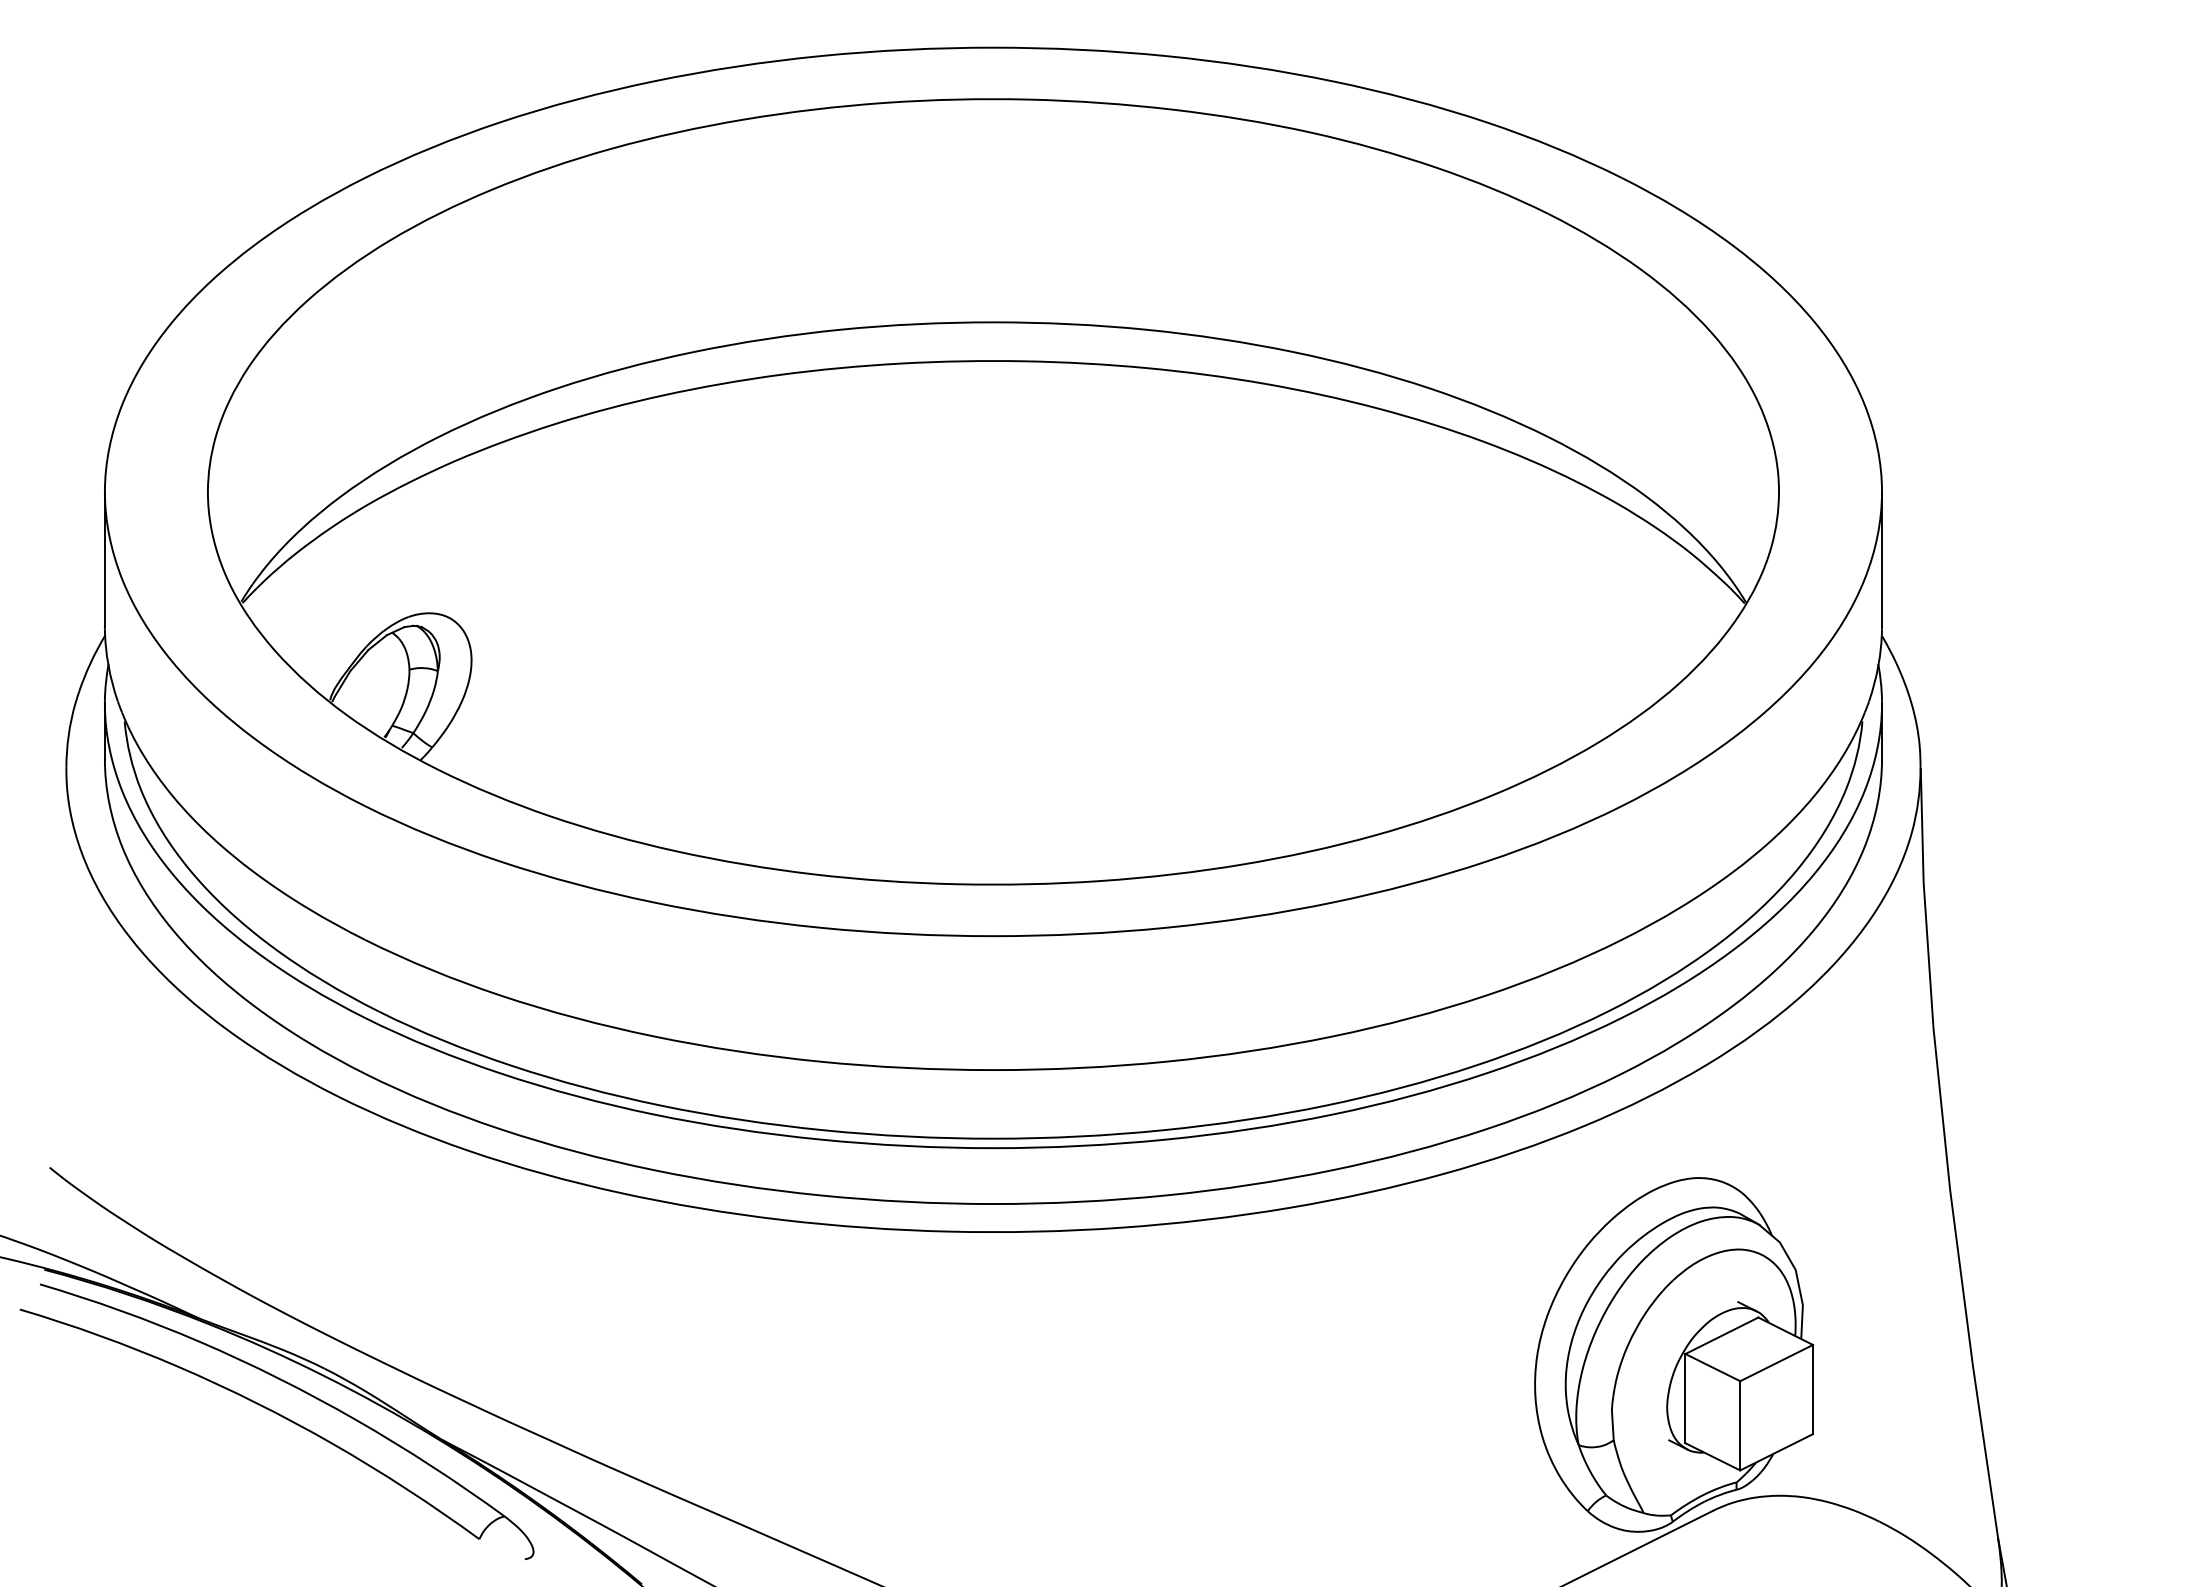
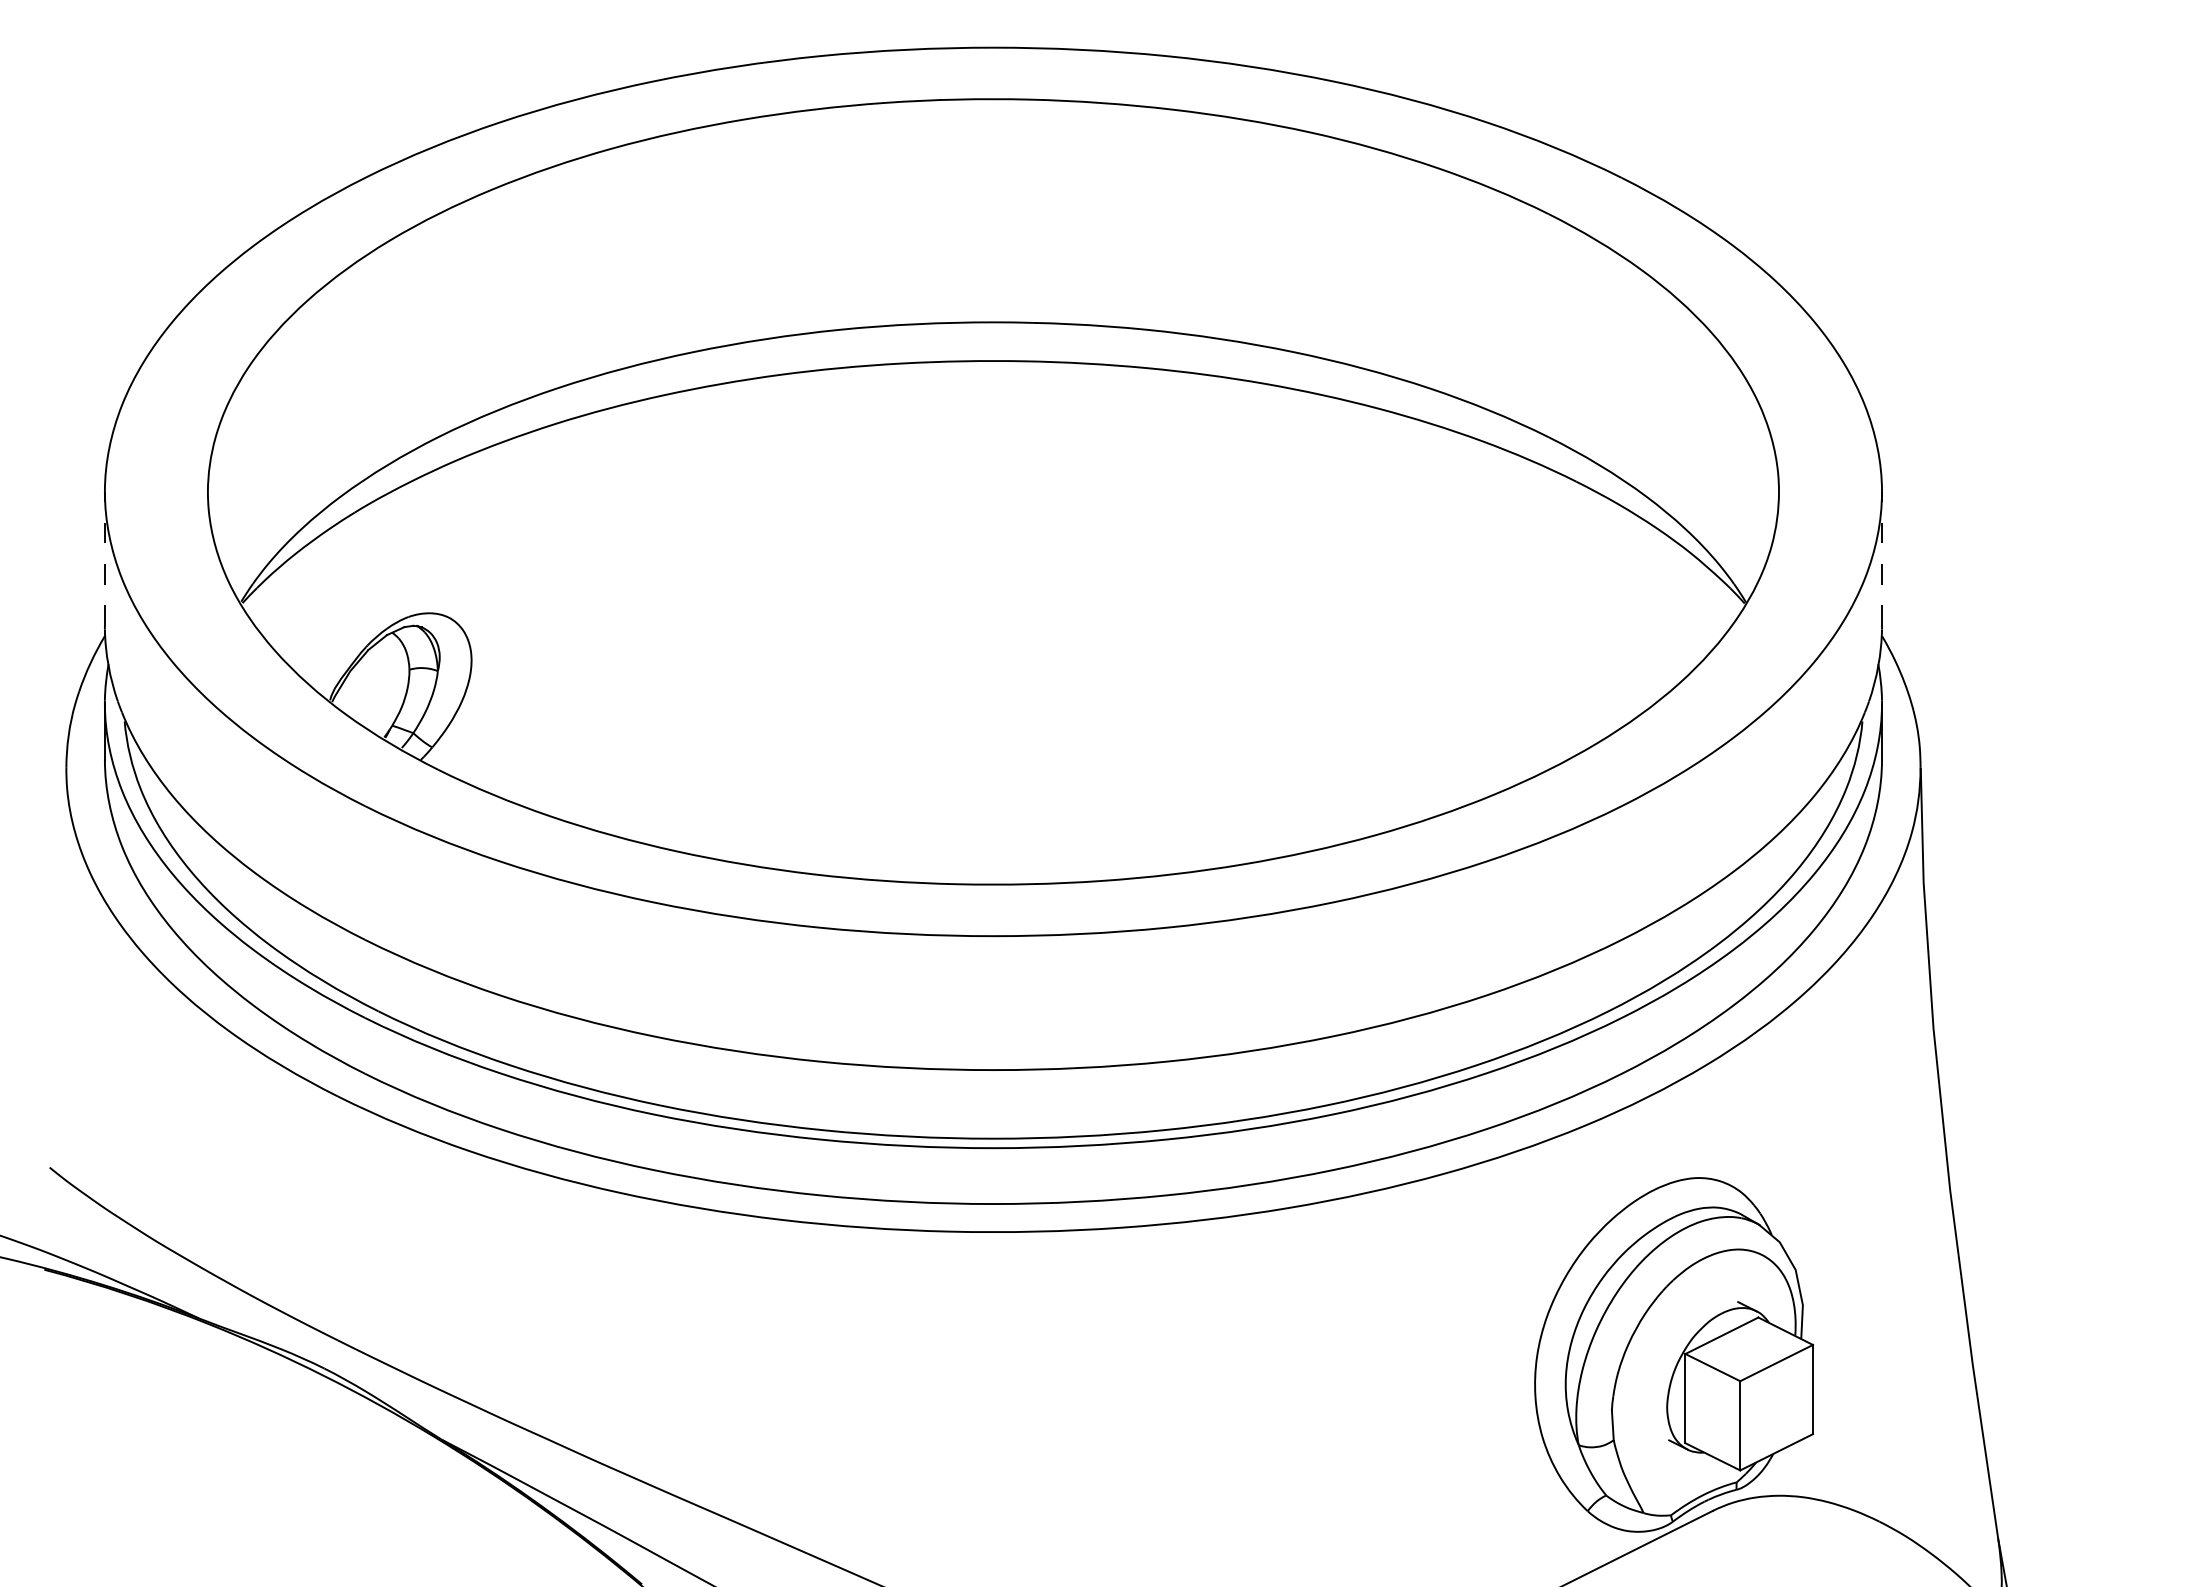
line: solid -> dashed (104, 558)
line: solid -> dashed (1882, 558)
part: present -> none (278, 1415)
